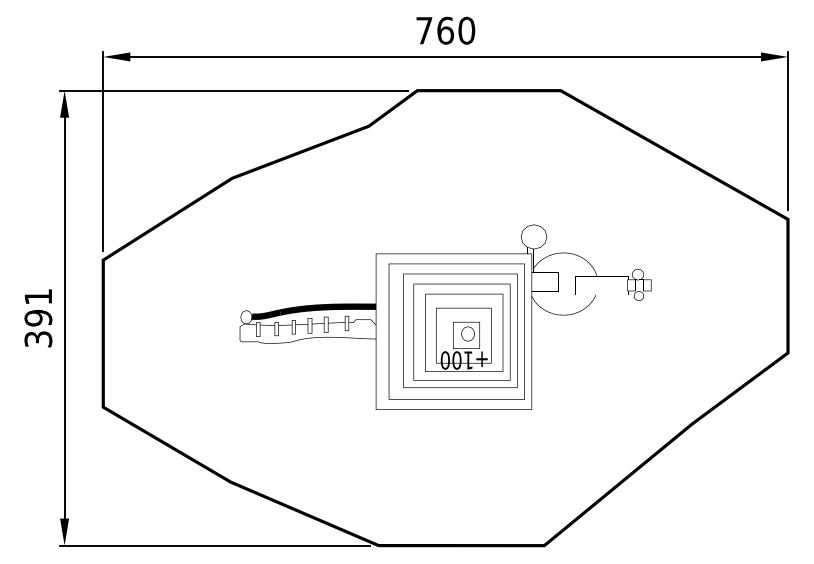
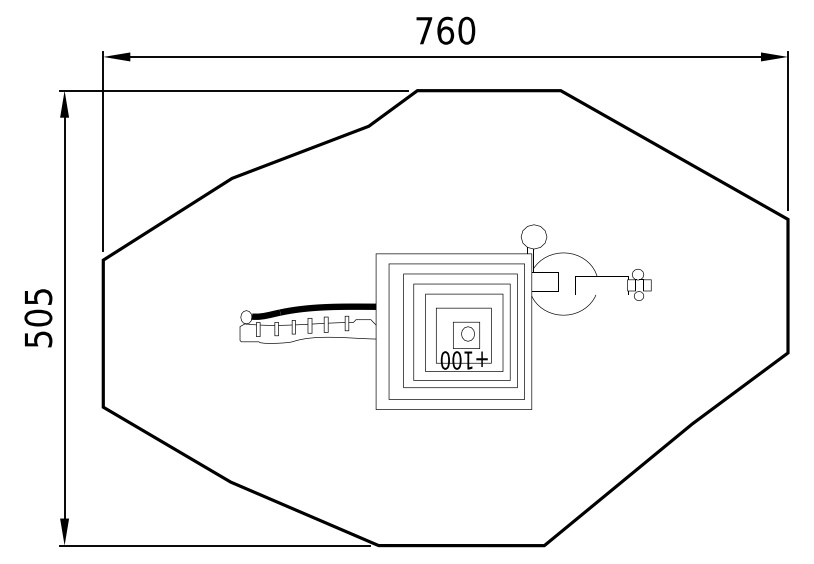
text: 391 -> 505 (38, 317)
